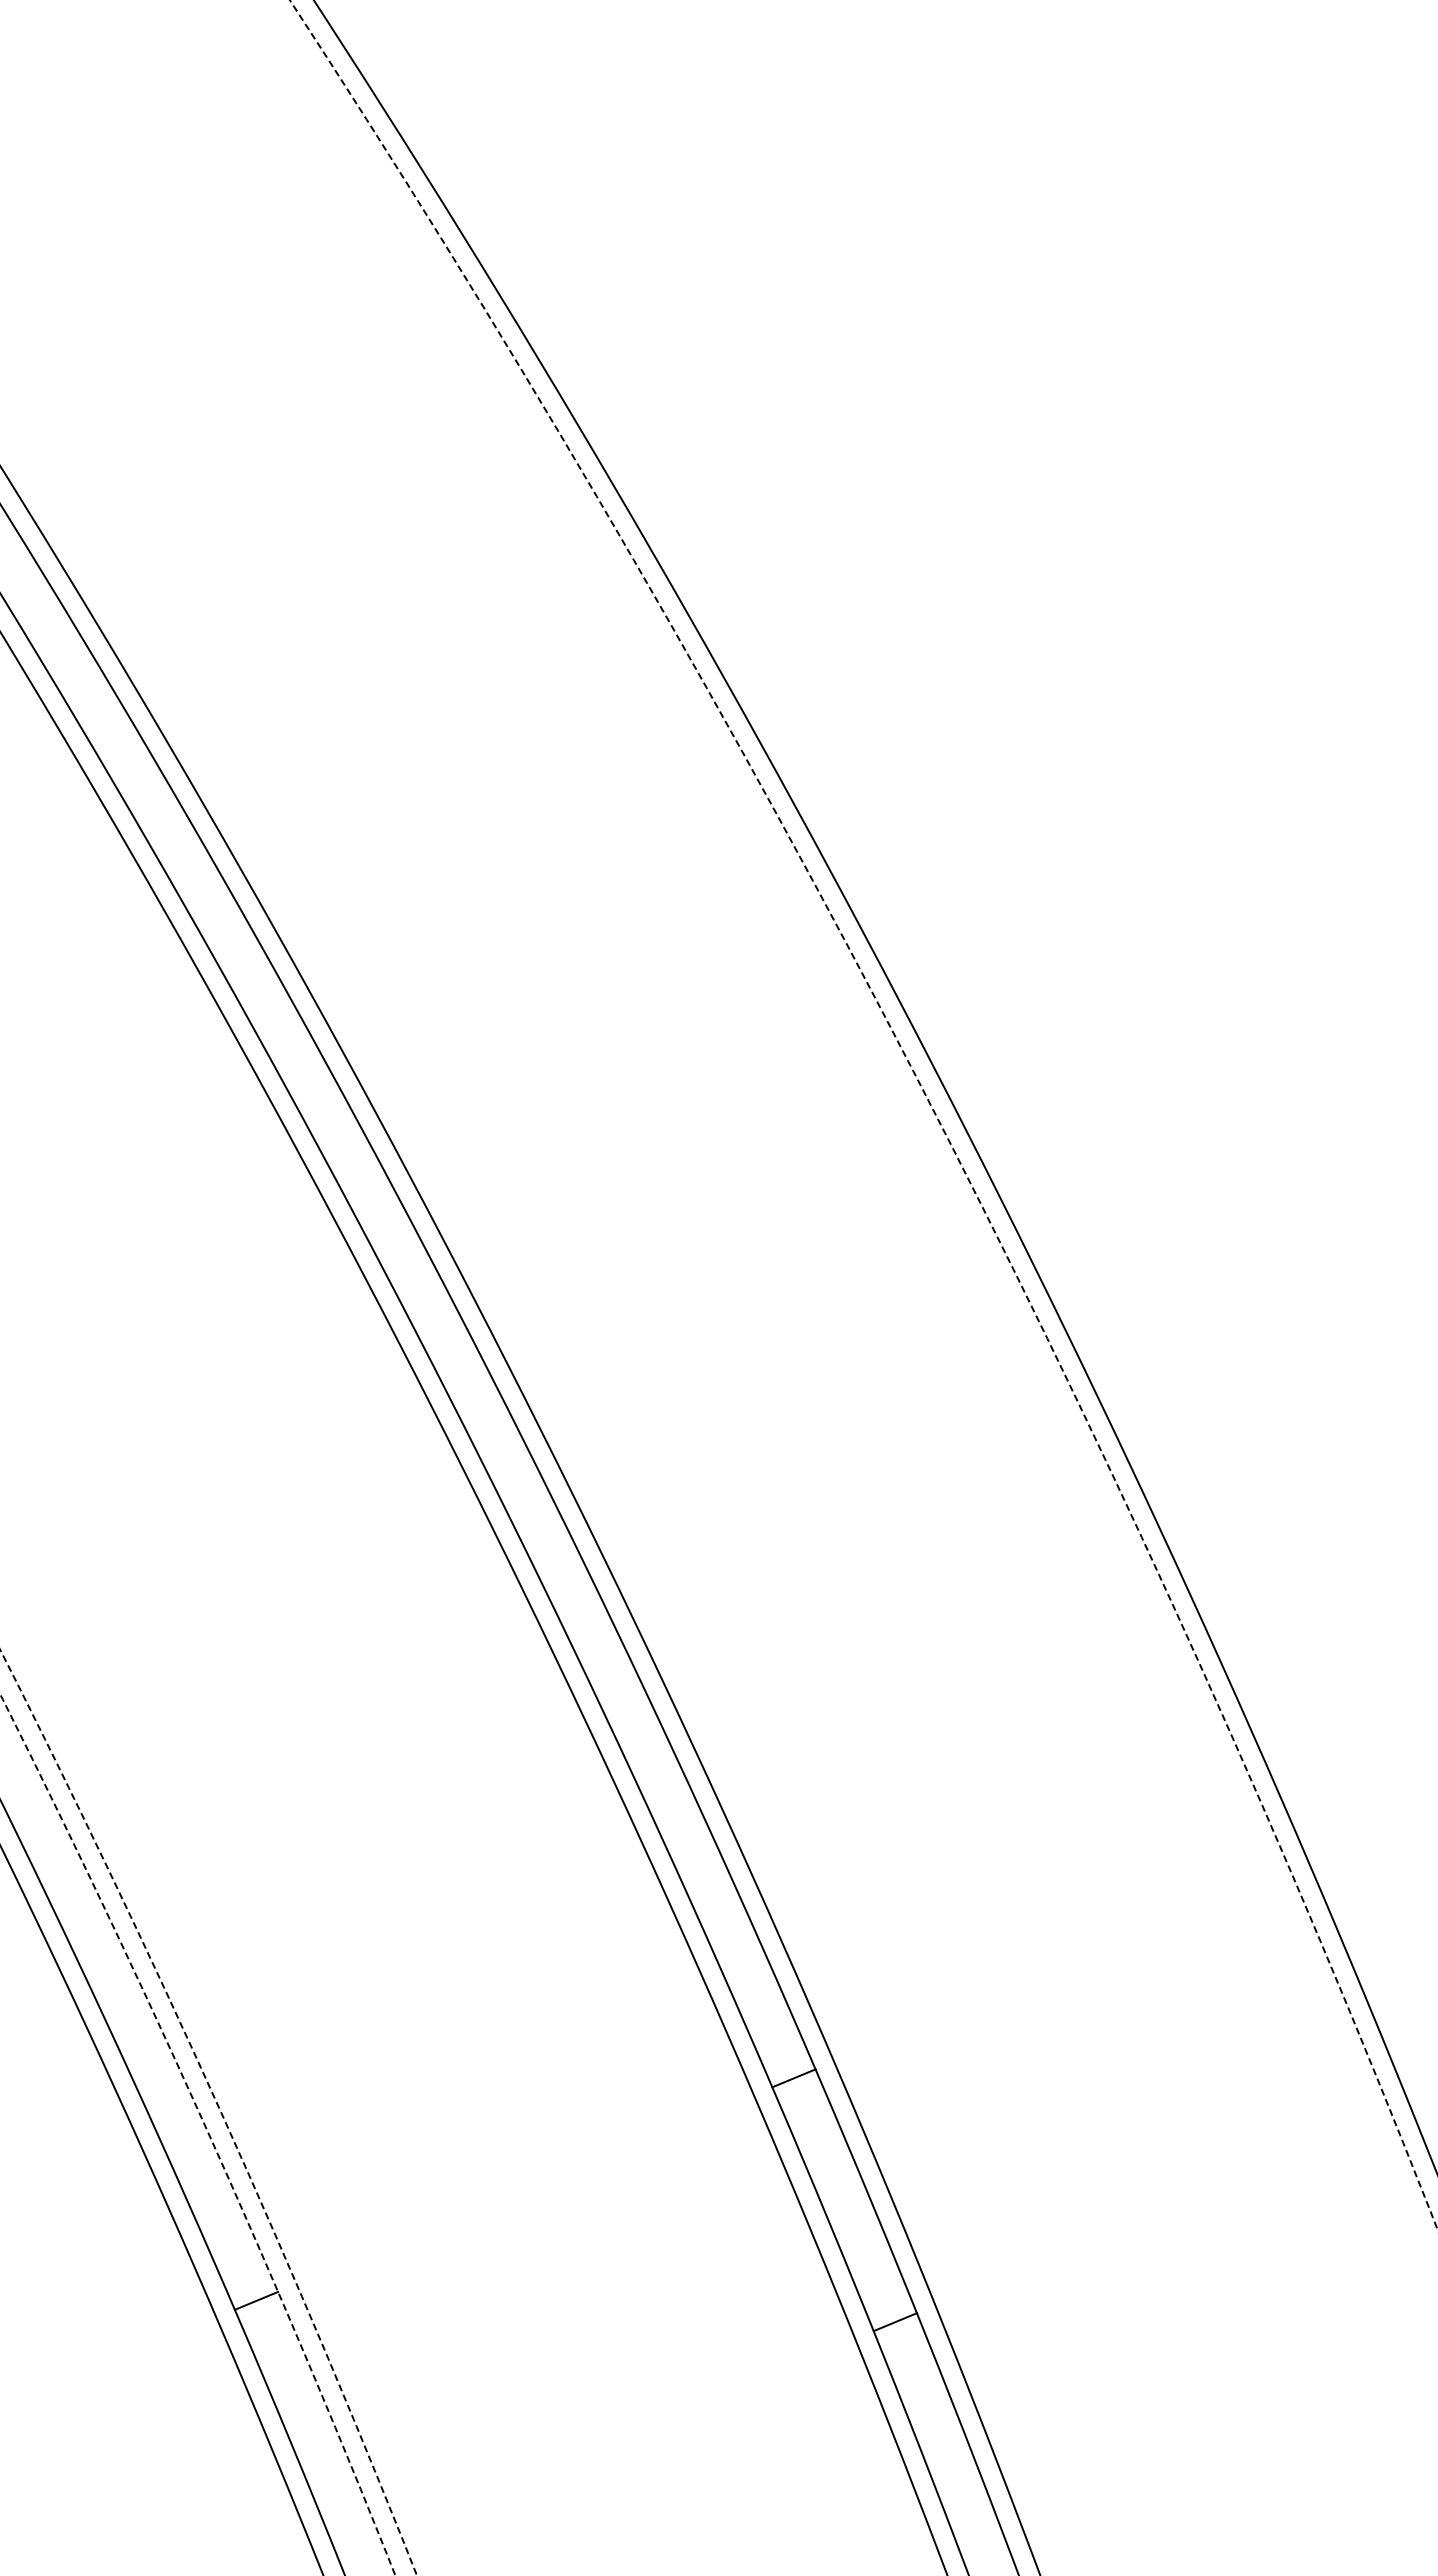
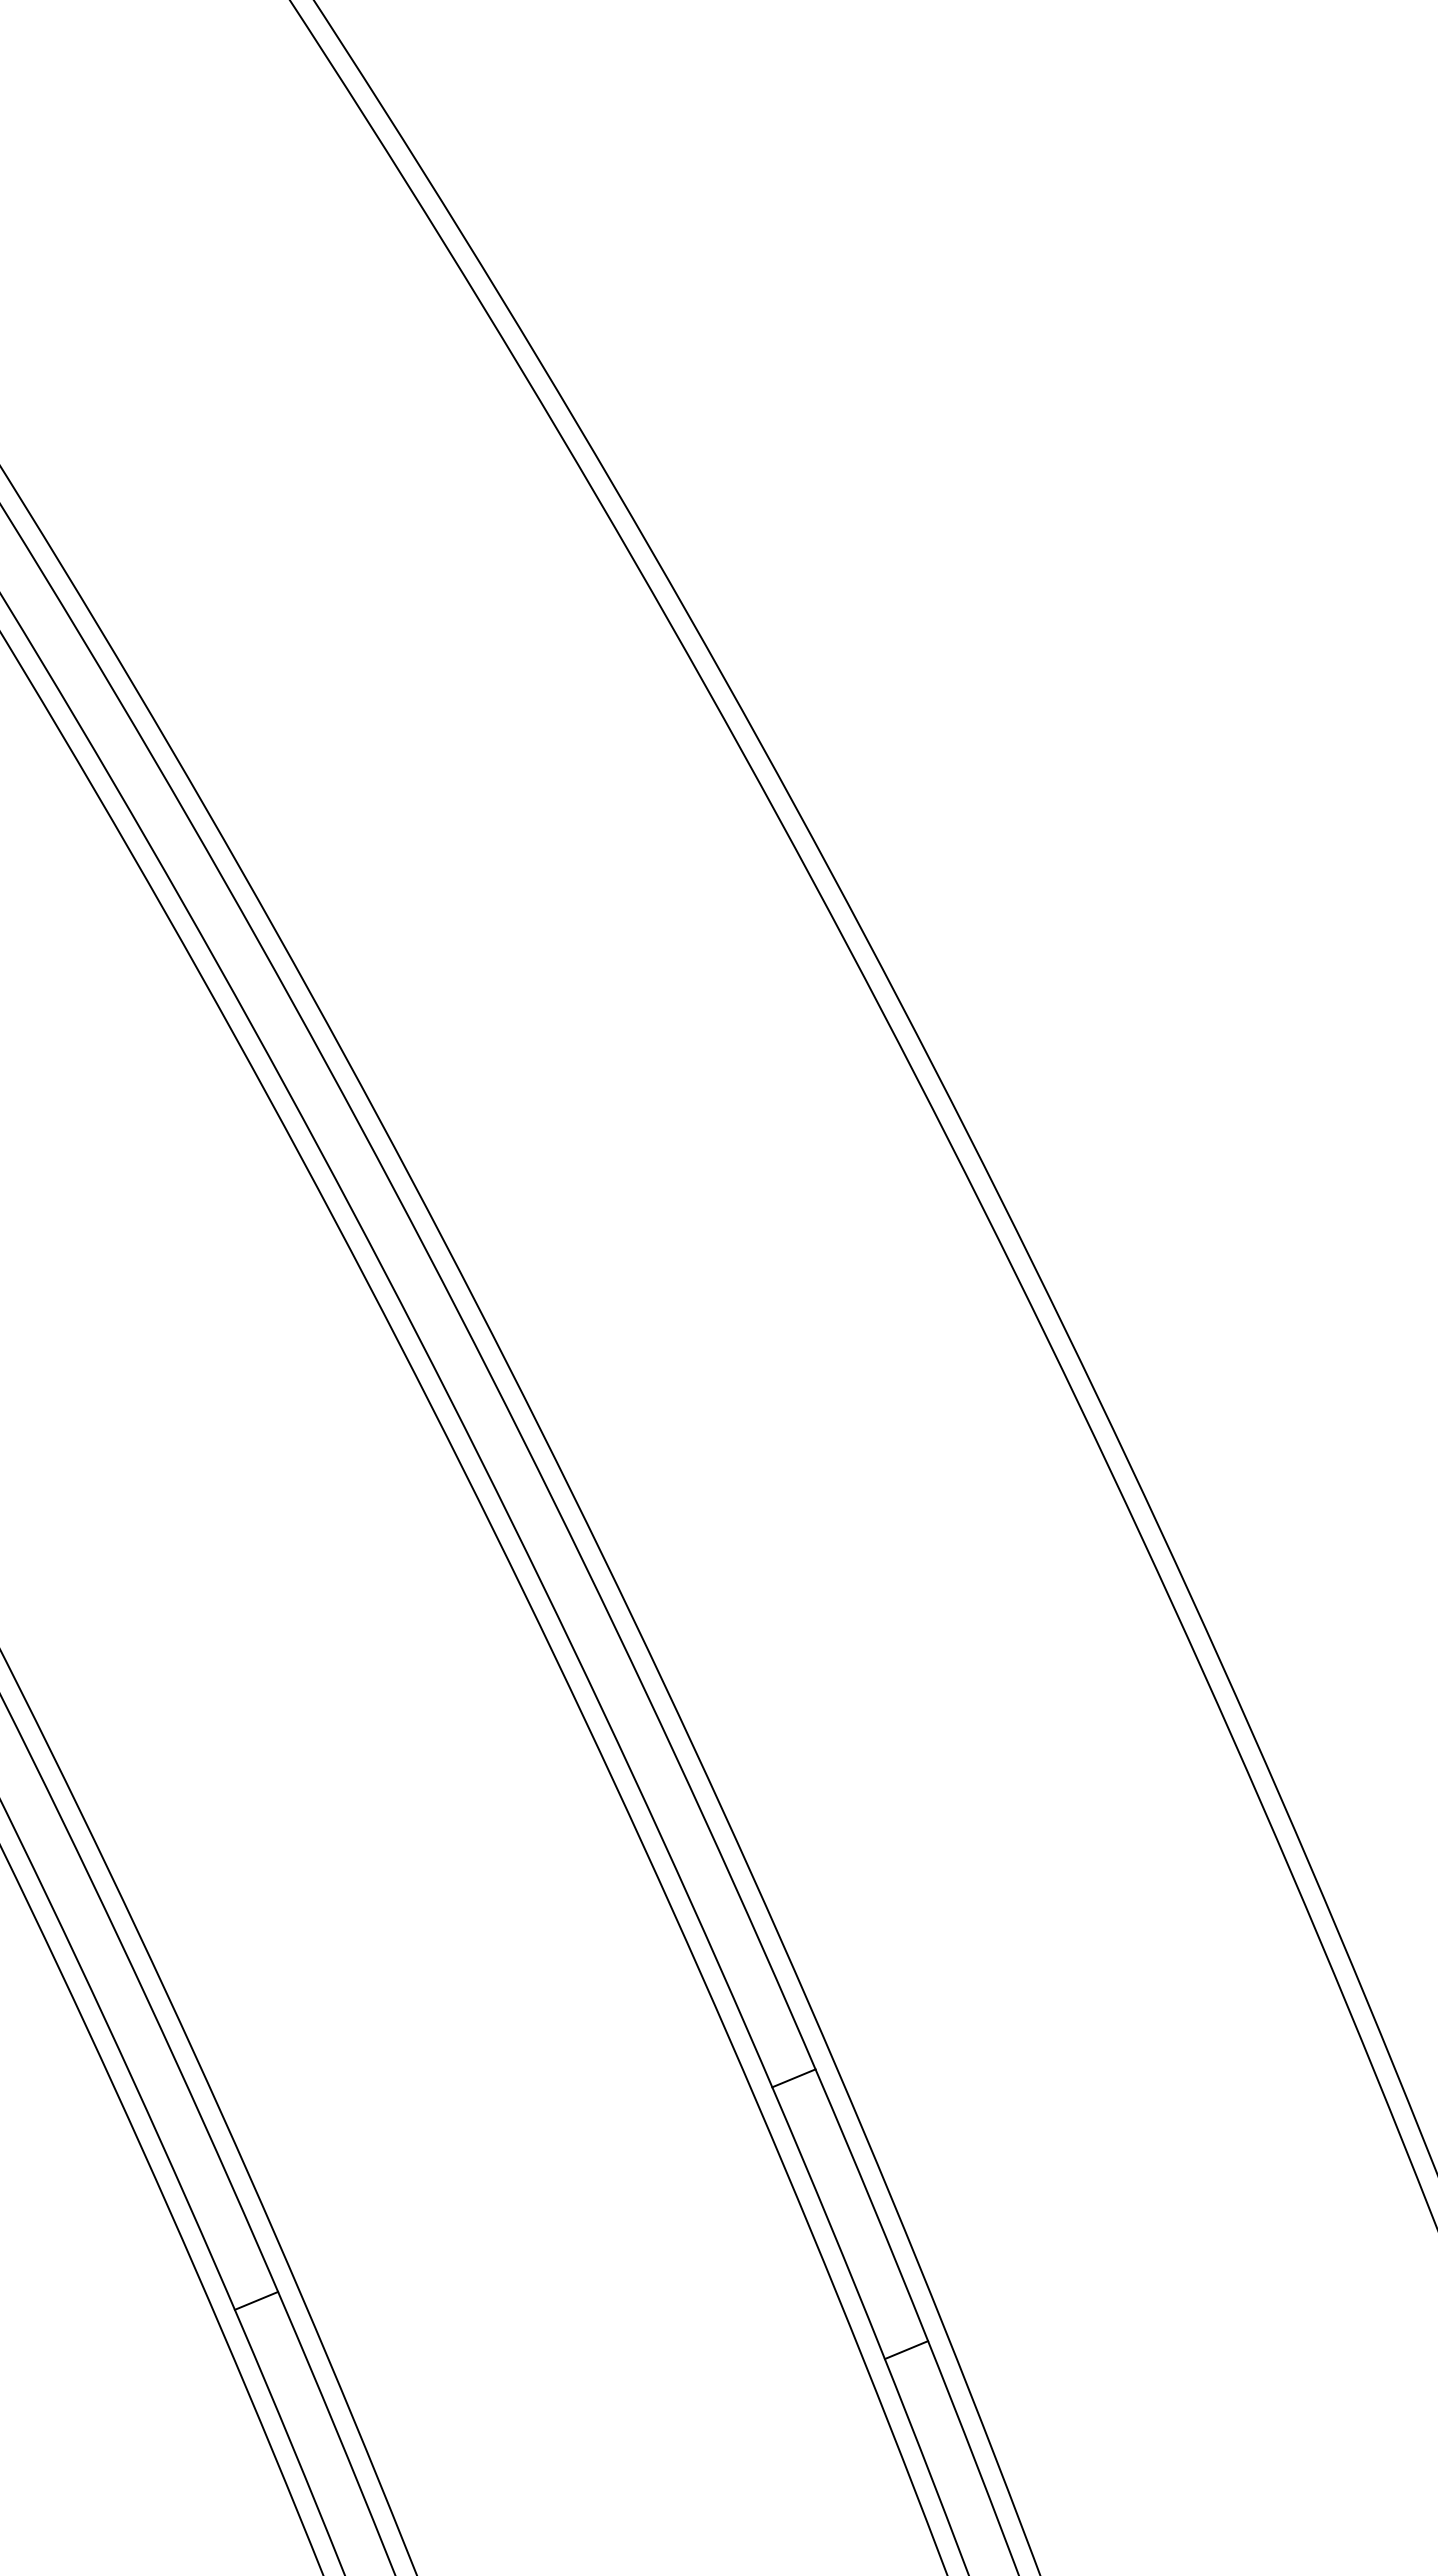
arc: dashed -> solid (919, 1083)
arc: dashed -> solid (218, 2107)
arc: dashed -> solid (207, 2130)
line position: (895, 2322) -> (906, 2350) (906, 2350)
